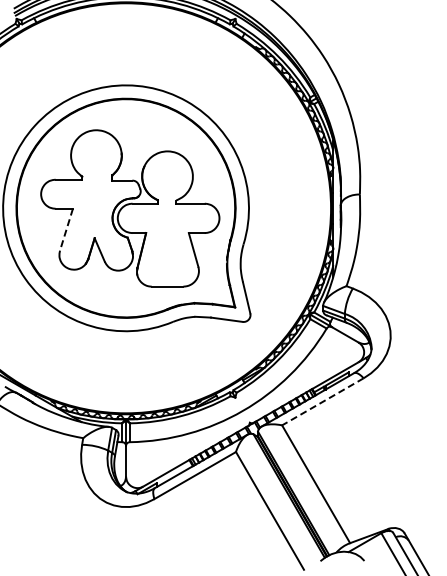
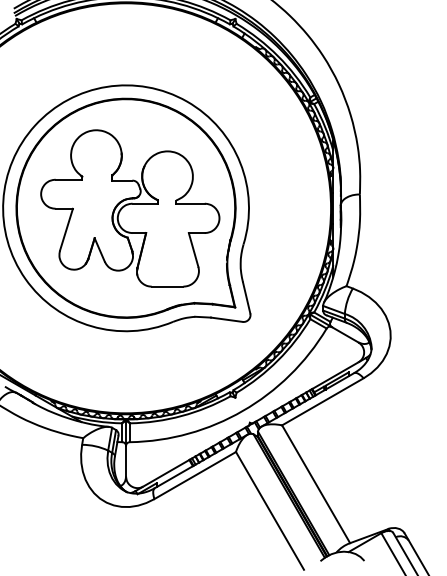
line: dashed -> solid (66, 229)
line: dashed -> solid (322, 402)
